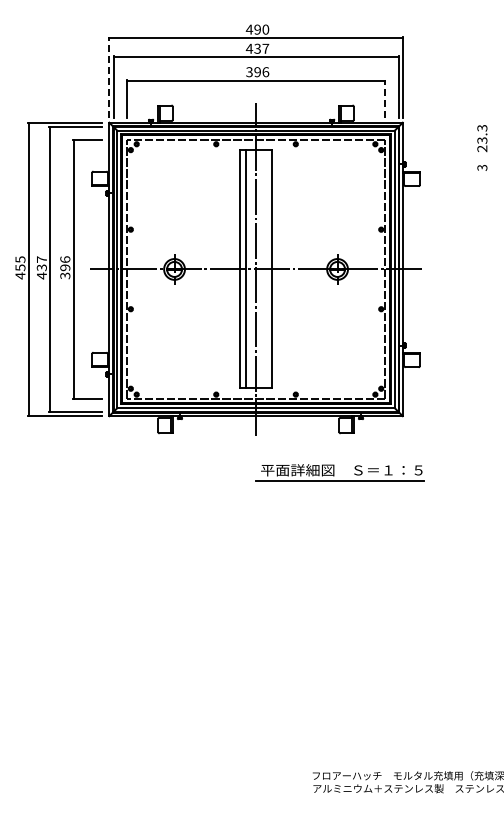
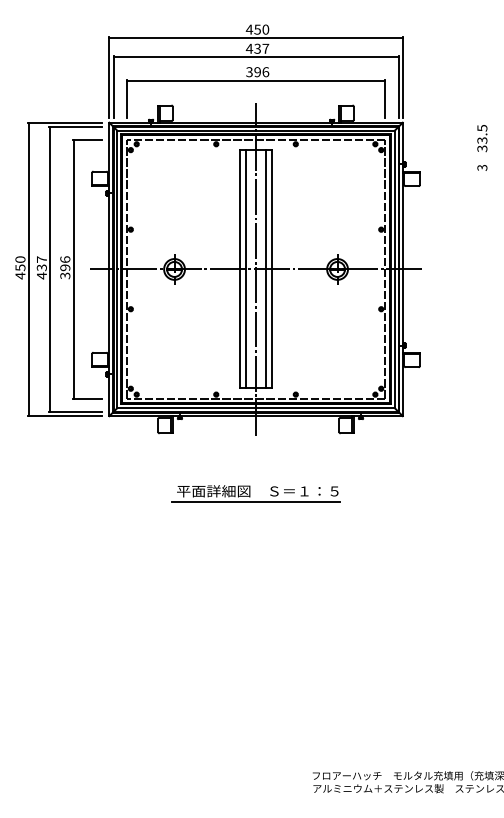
text: 490 -> 450 (257, 29)
line: dashed -> solid (109, 76)
line: dashed -> solid (385, 98)
text: 23.3 -> 33.5 (482, 138)
text: 455 -> 450 (20, 259)
line: none -> present (265, 269)
part position: (339, 472) -> (255, 493) (255, 493)
